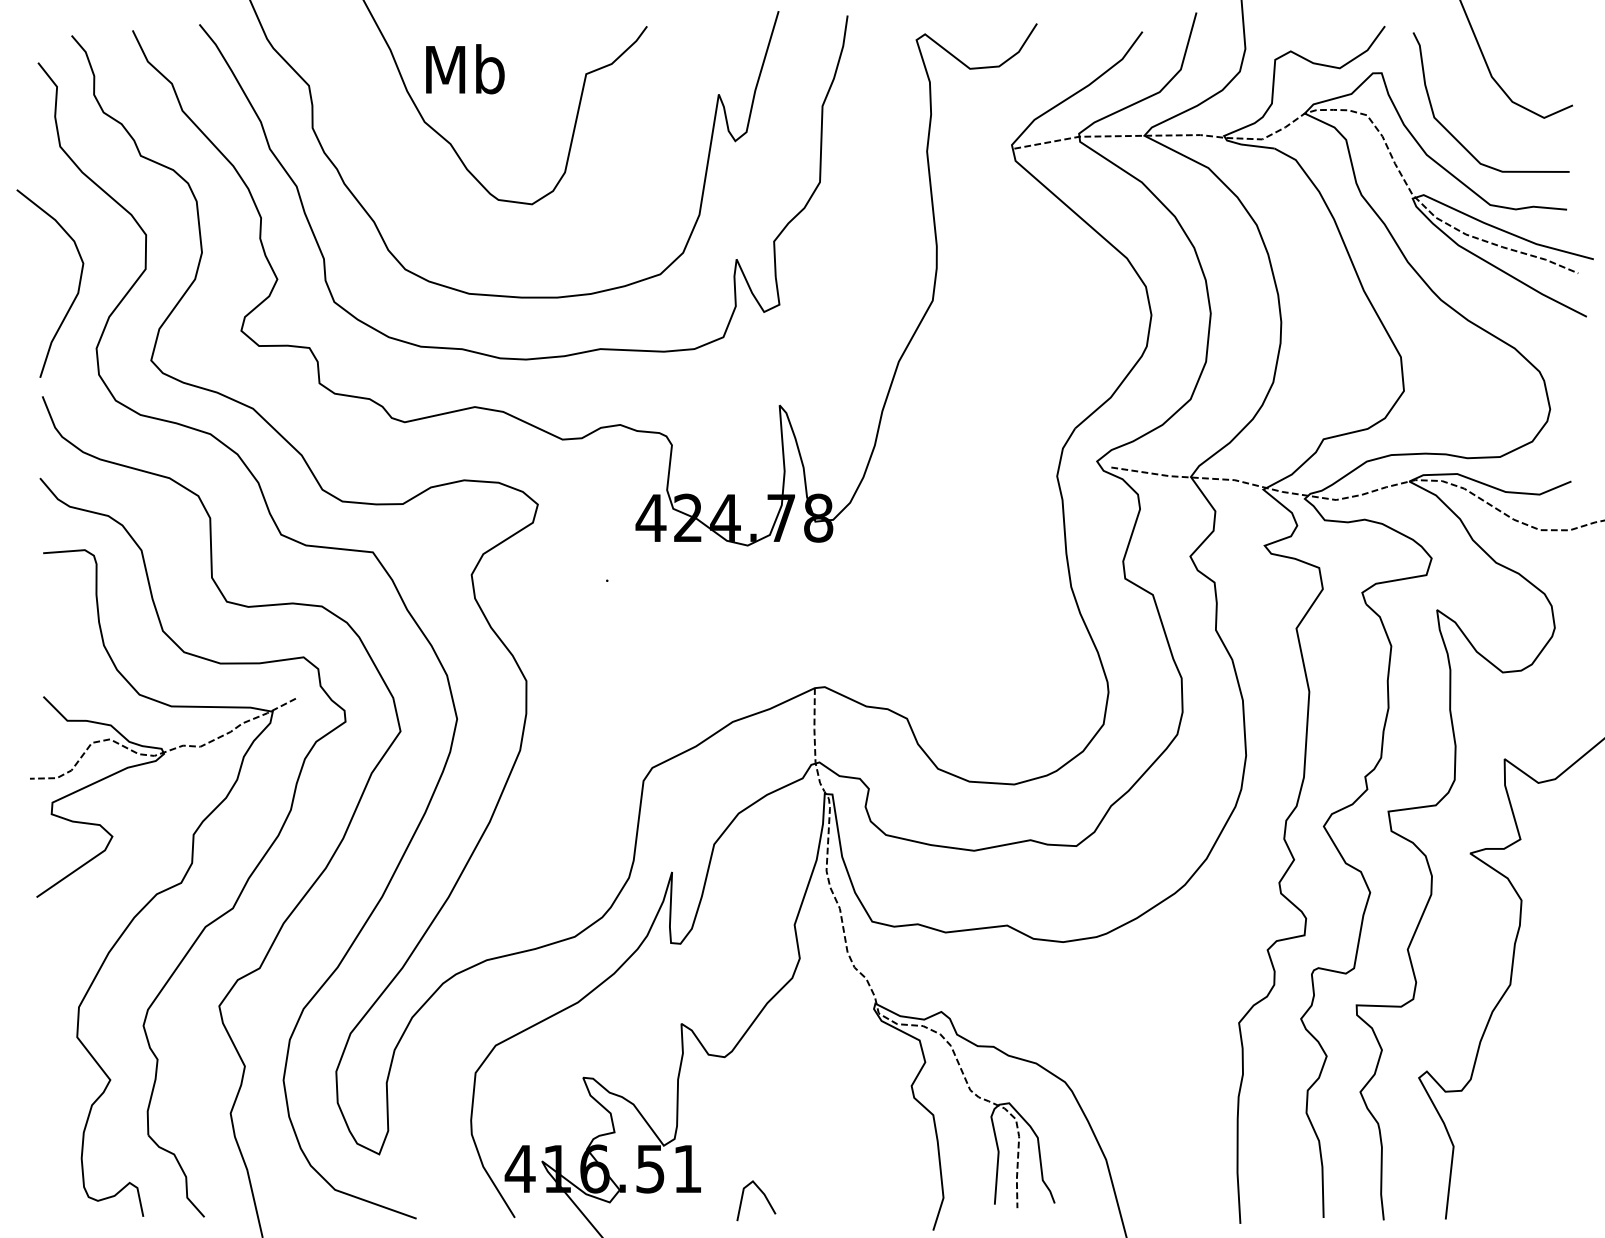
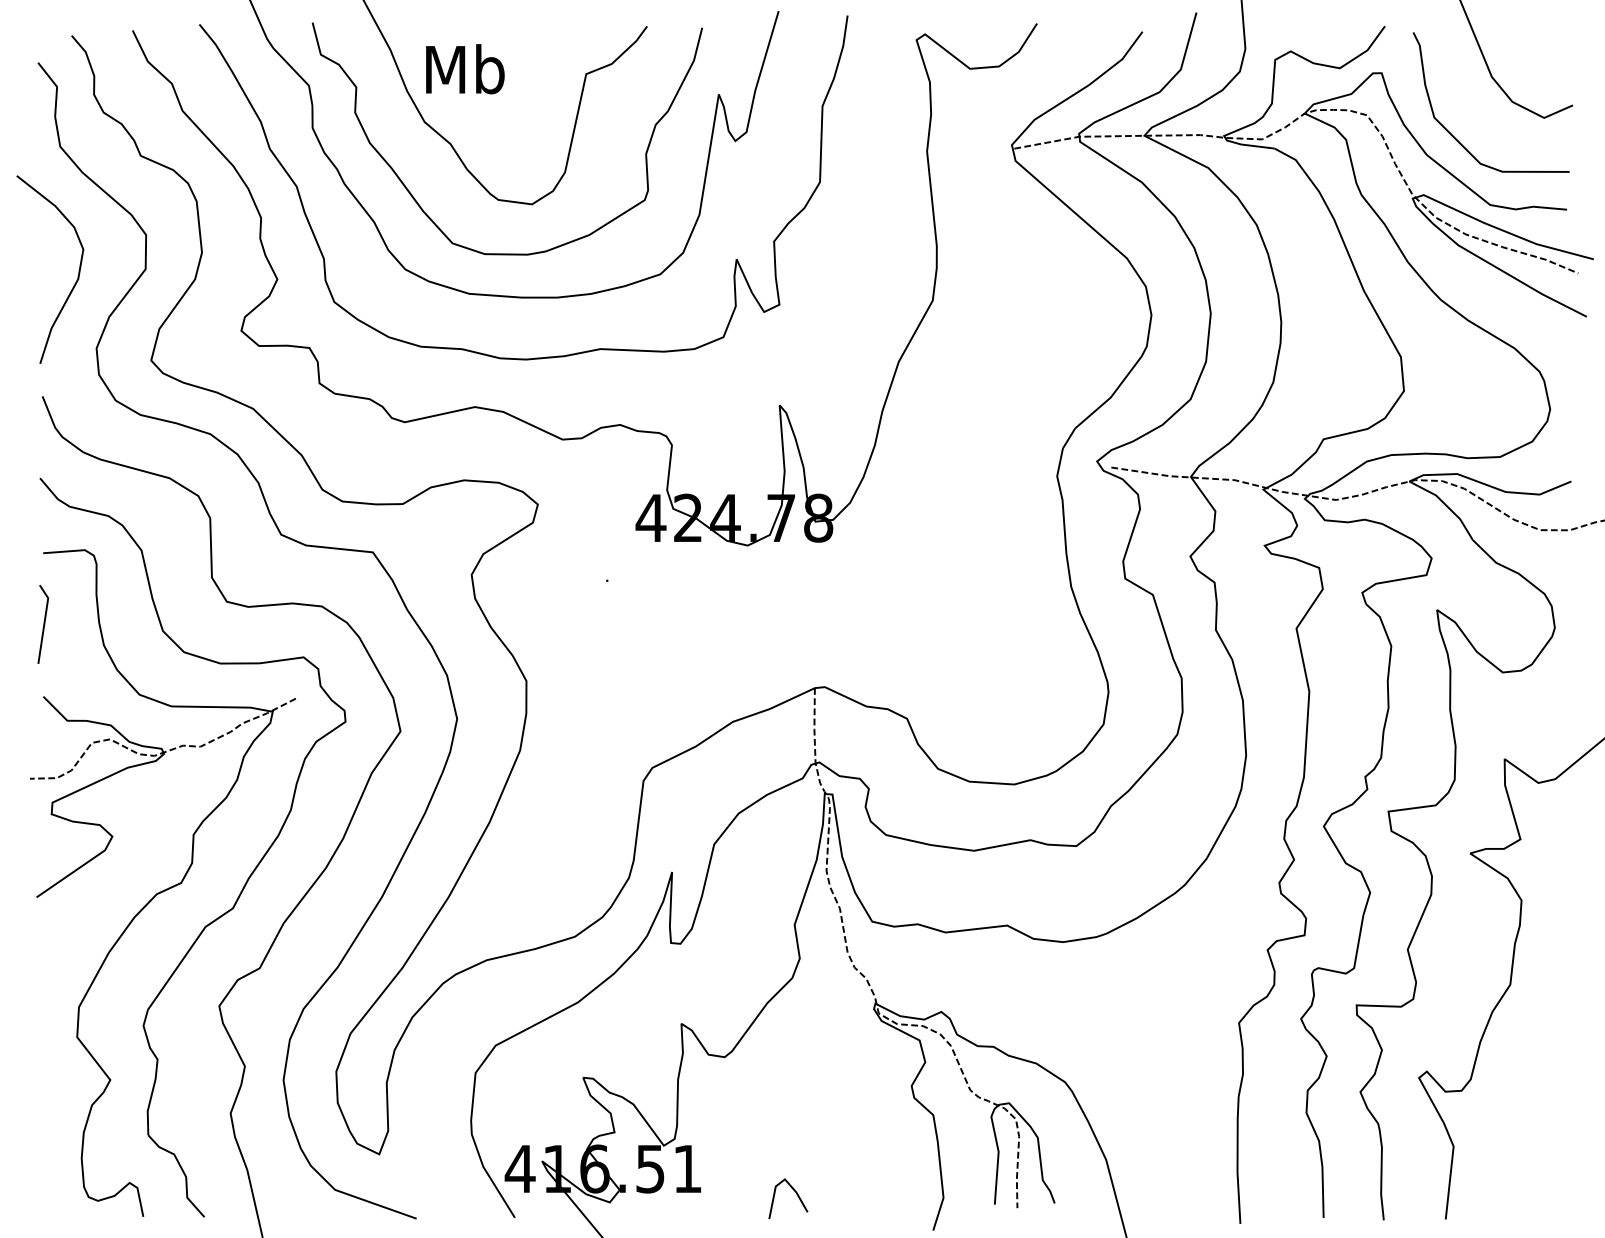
curve: none -> present (415, 198)
curve position: (75, 295) -> (75, 281) (75, 281)
line: none -> present (43, 624)
line position: (763, 1195) -> (795, 1193) (795, 1193)
